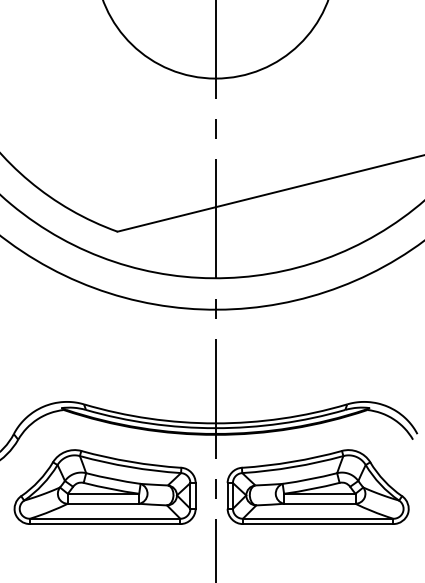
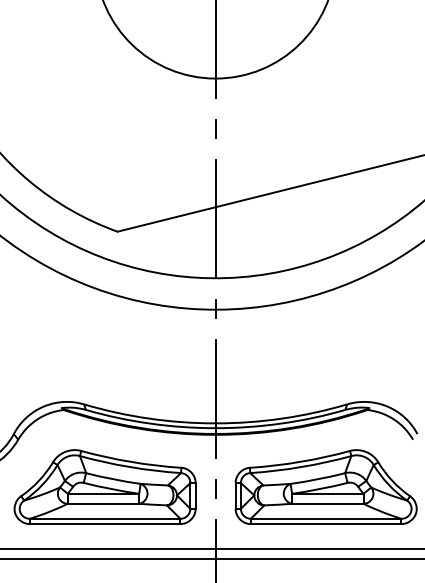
part position: (317, 486) -> (325, 486) (325, 486)
line: none -> present (211, 549)
line: none -> present (211, 558)
